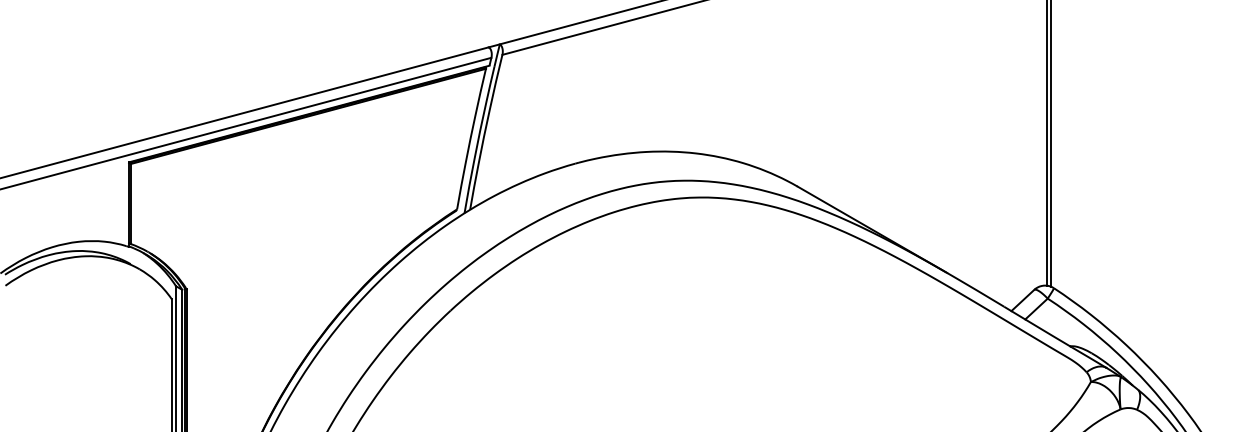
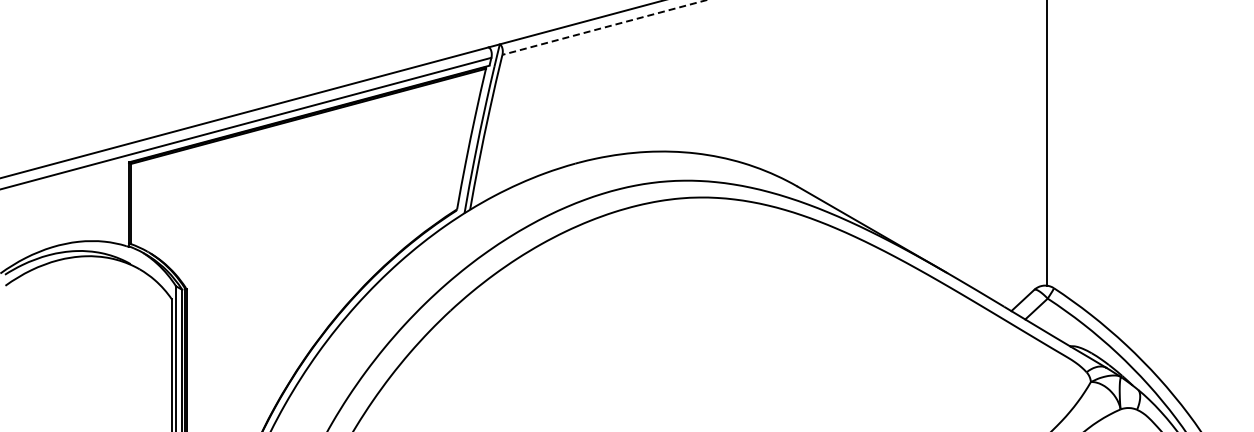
line: solid -> dashed (604, 27)
line: present -> none (1050, 144)
